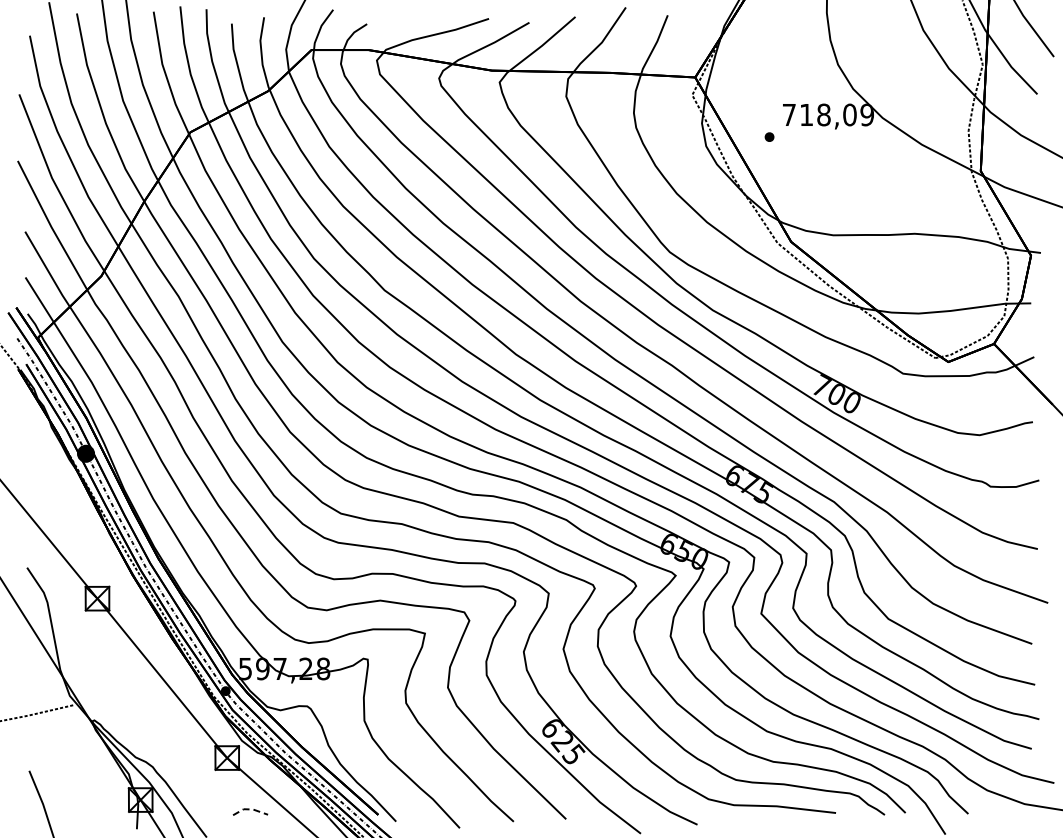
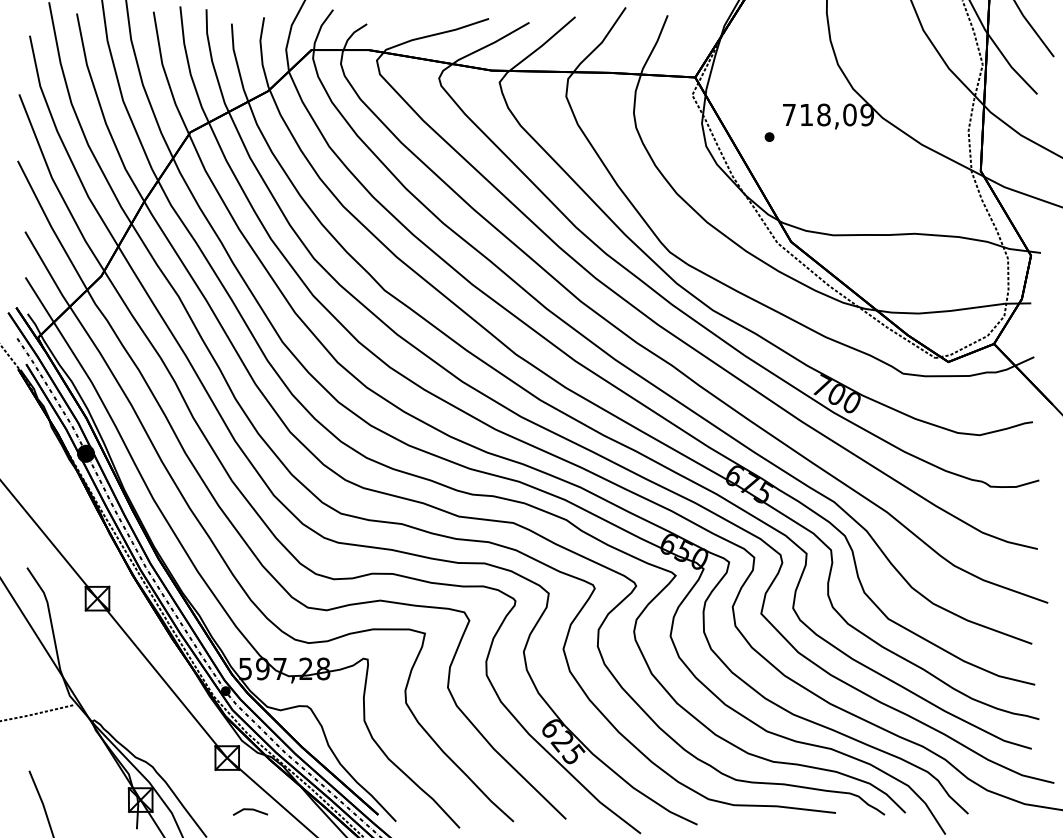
line: dashed -> solid (250, 809)
